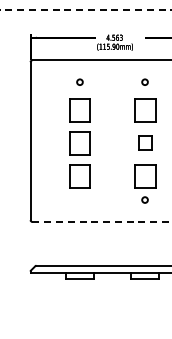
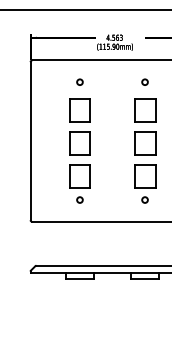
line: dashed -> solid (85, 10)
part size: 15x16 px -> 23x25 px (145, 143)
circle: none -> present (79, 199)
line: dashed -> solid (102, 221)
